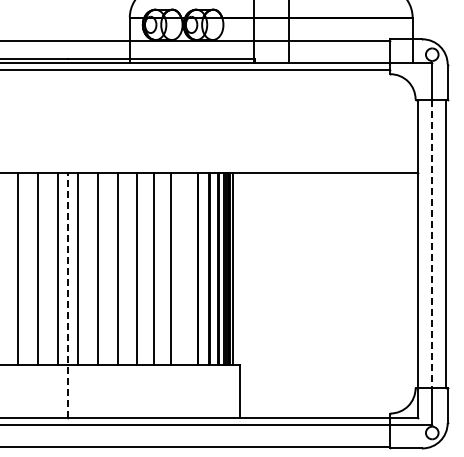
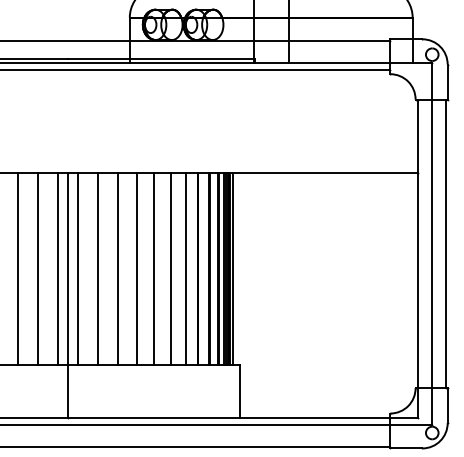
line: dashed -> solid (432, 244)
line: none -> present (185, 268)
line: dashed -> solid (68, 294)
